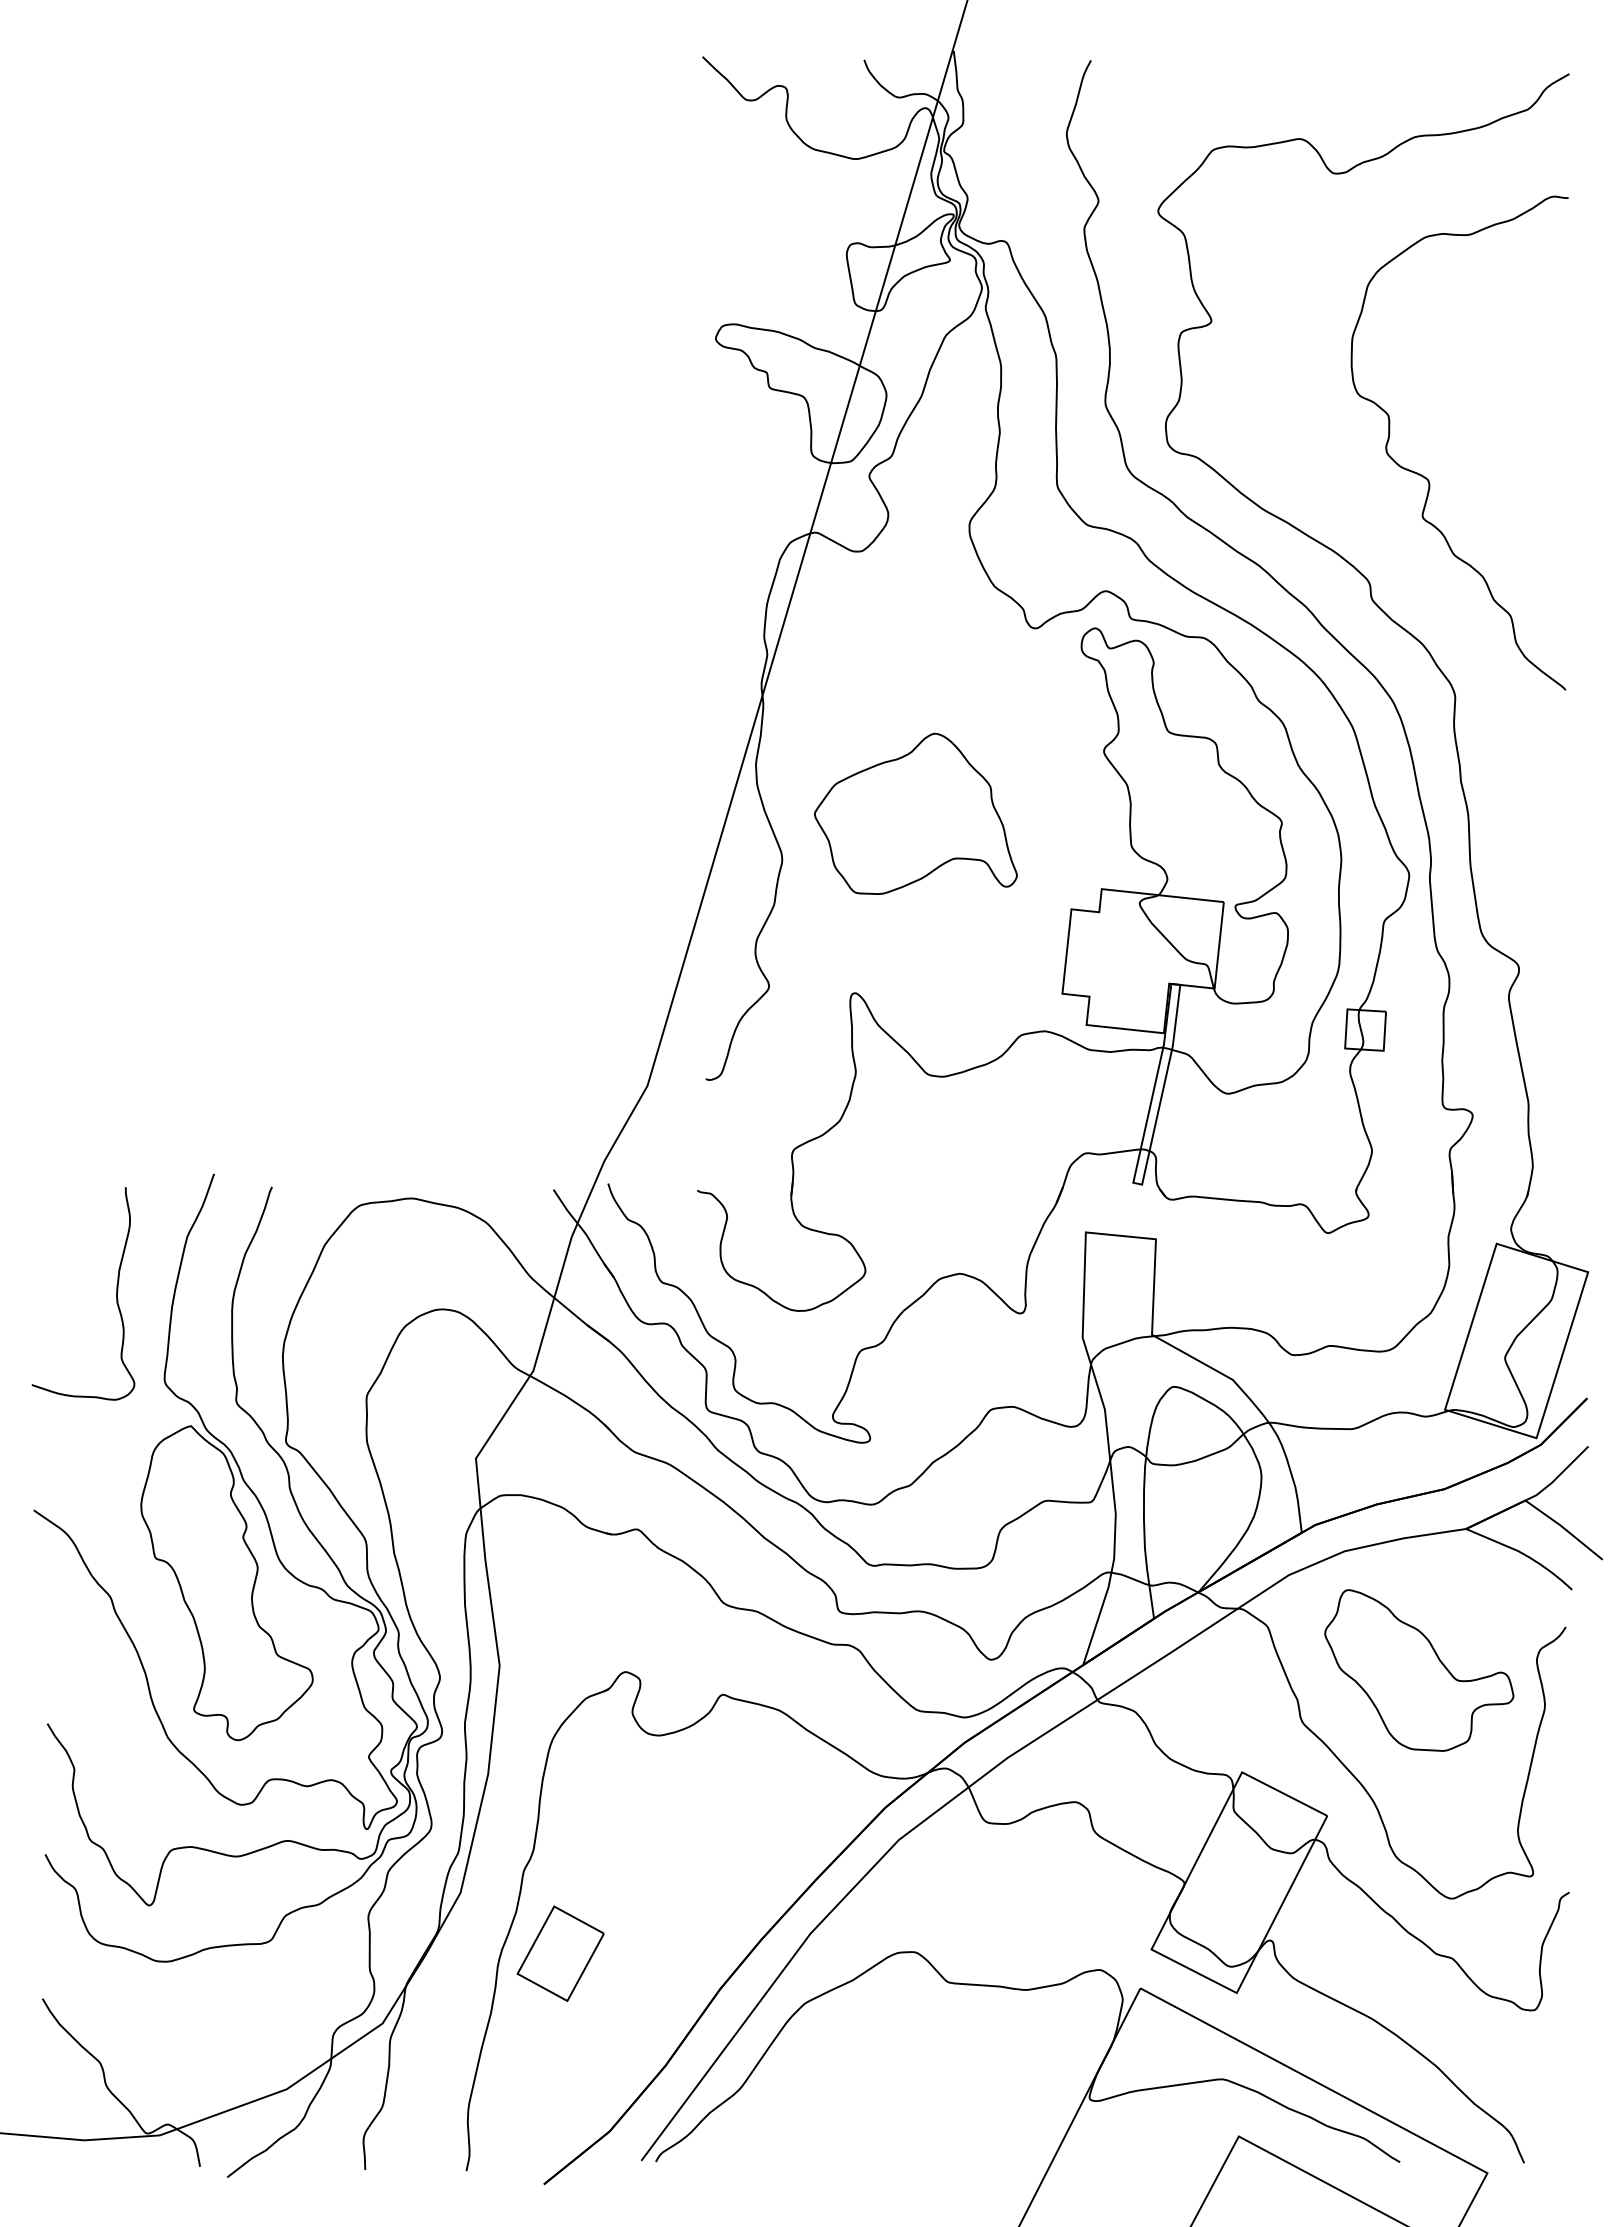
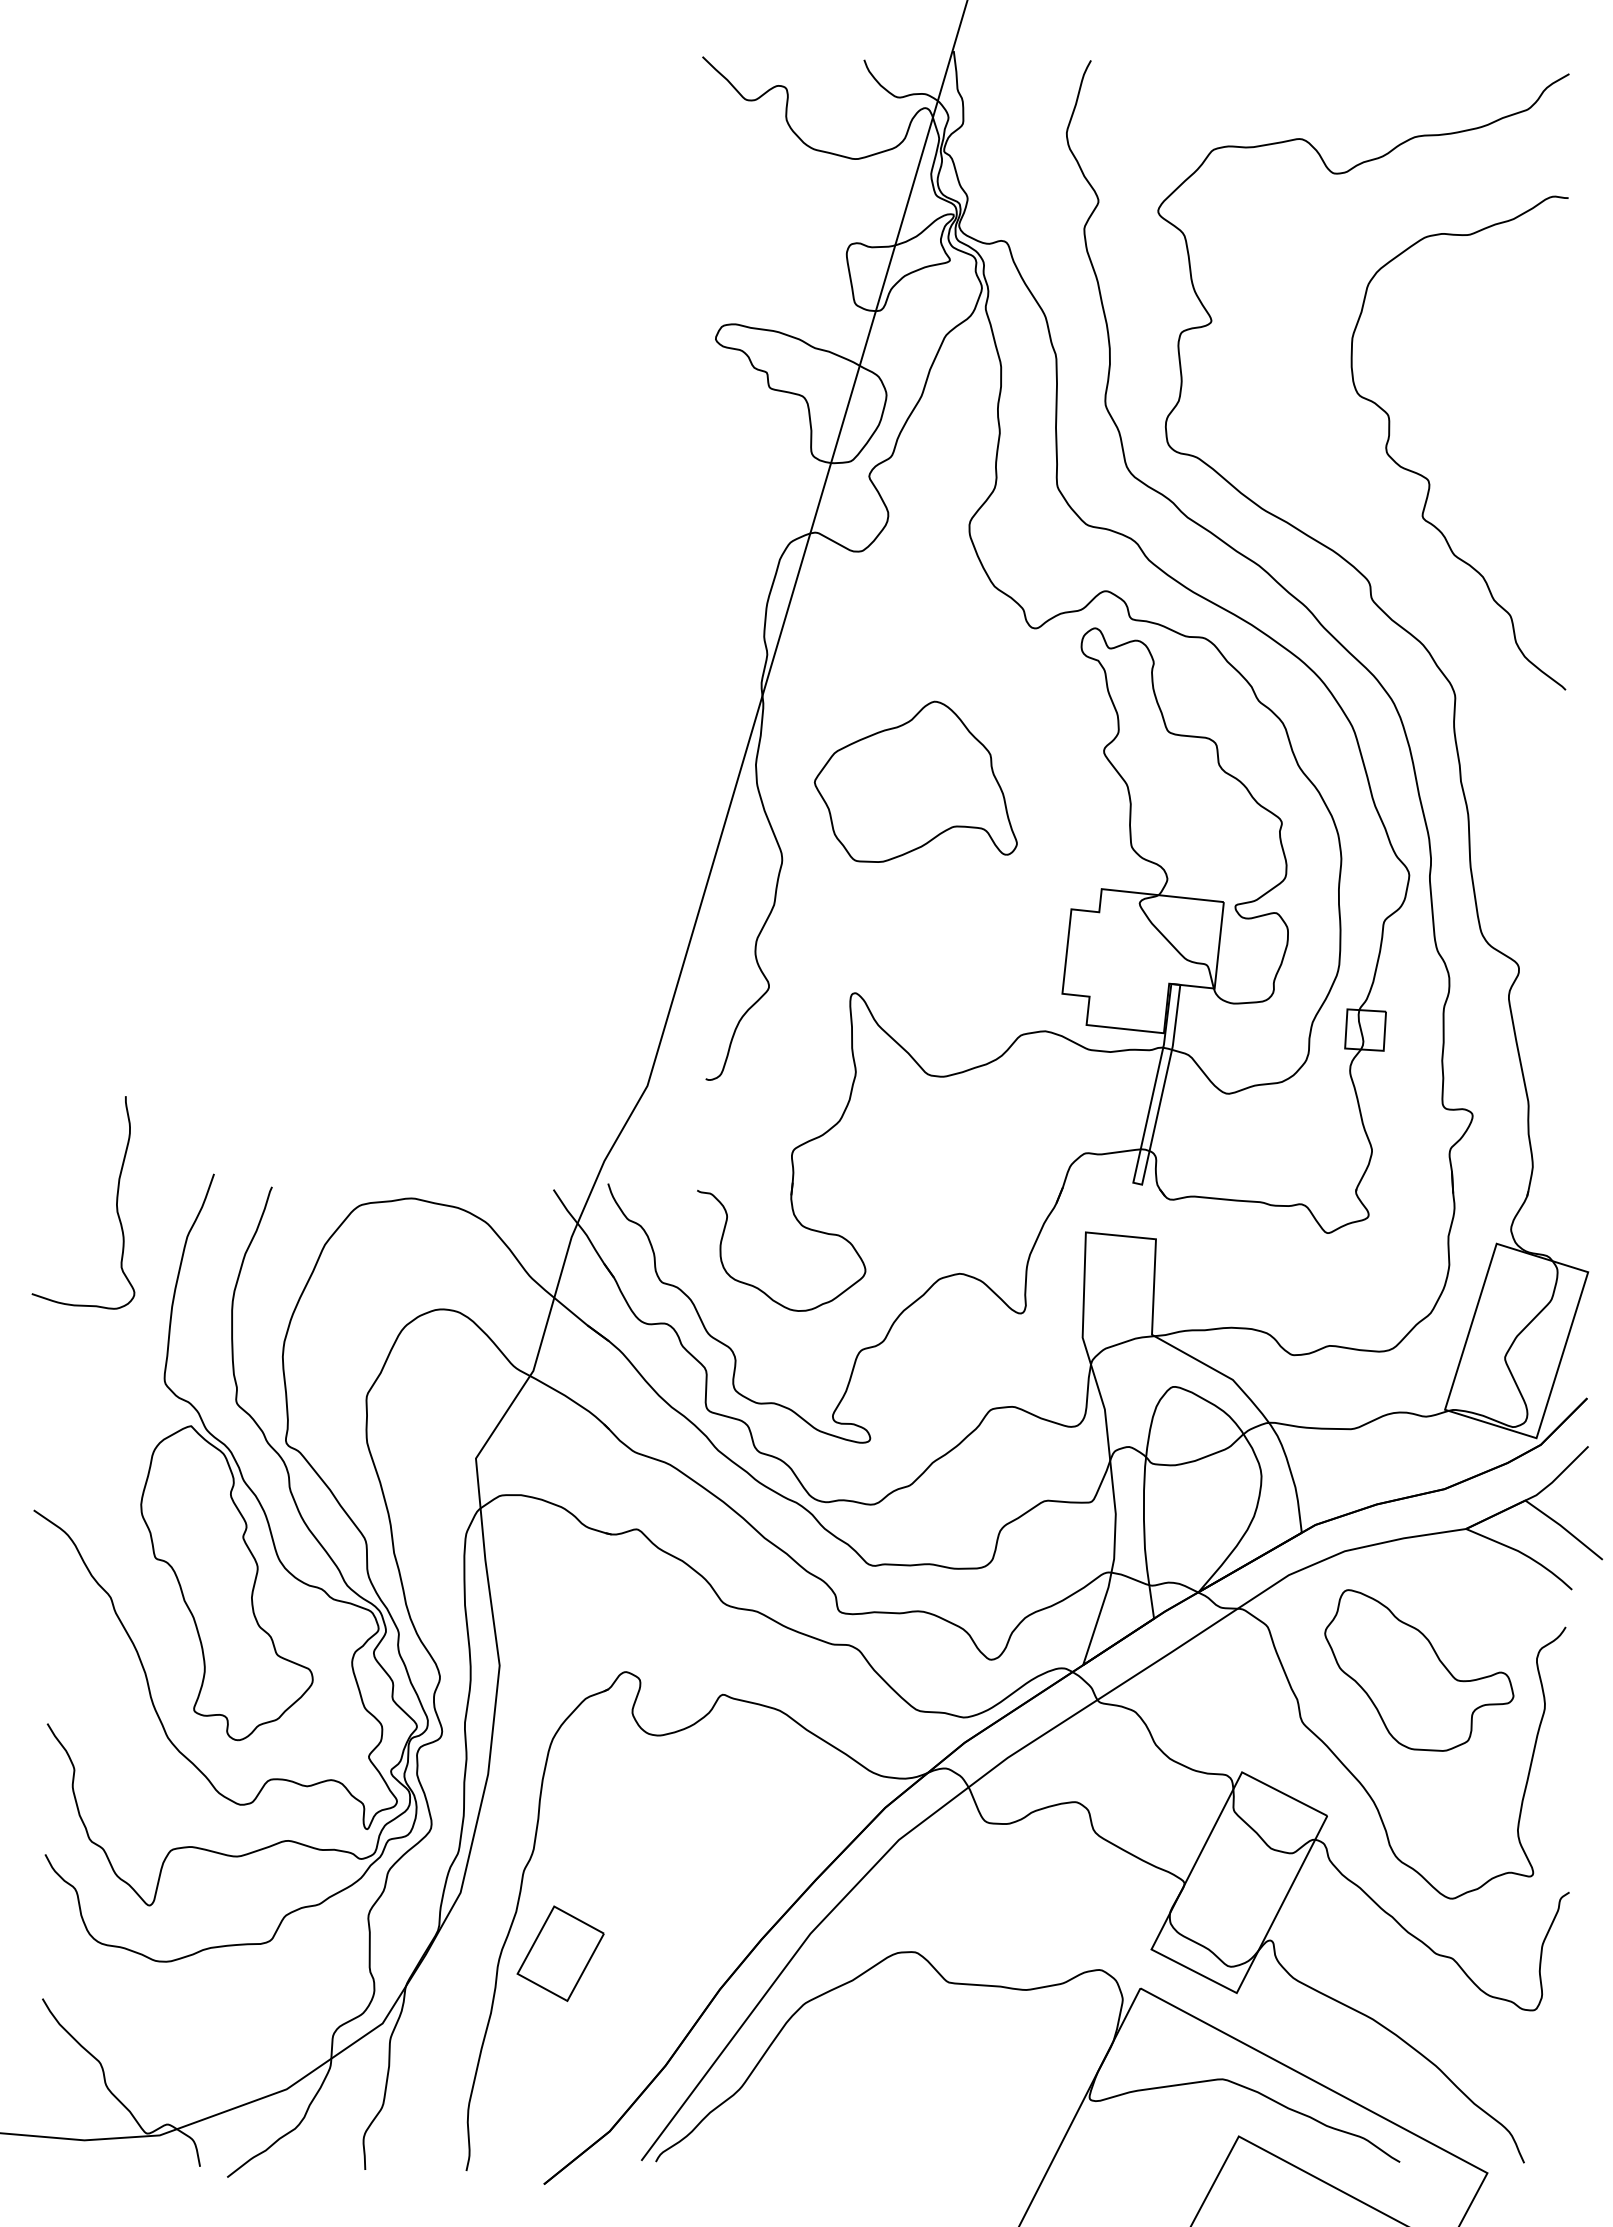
part position: (915, 813) -> (915, 781) (915, 781)
curve position: (116, 1293) -> (116, 1202) (116, 1202)
